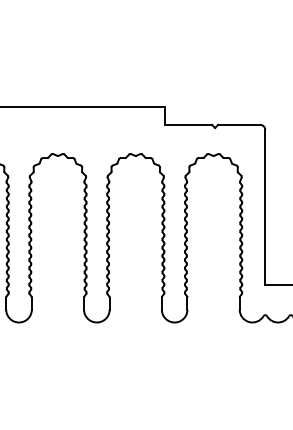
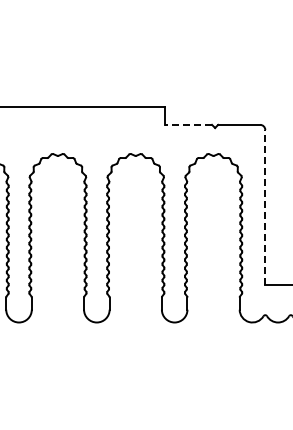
line: solid -> dashed (188, 124)
line: solid -> dashed (265, 206)
